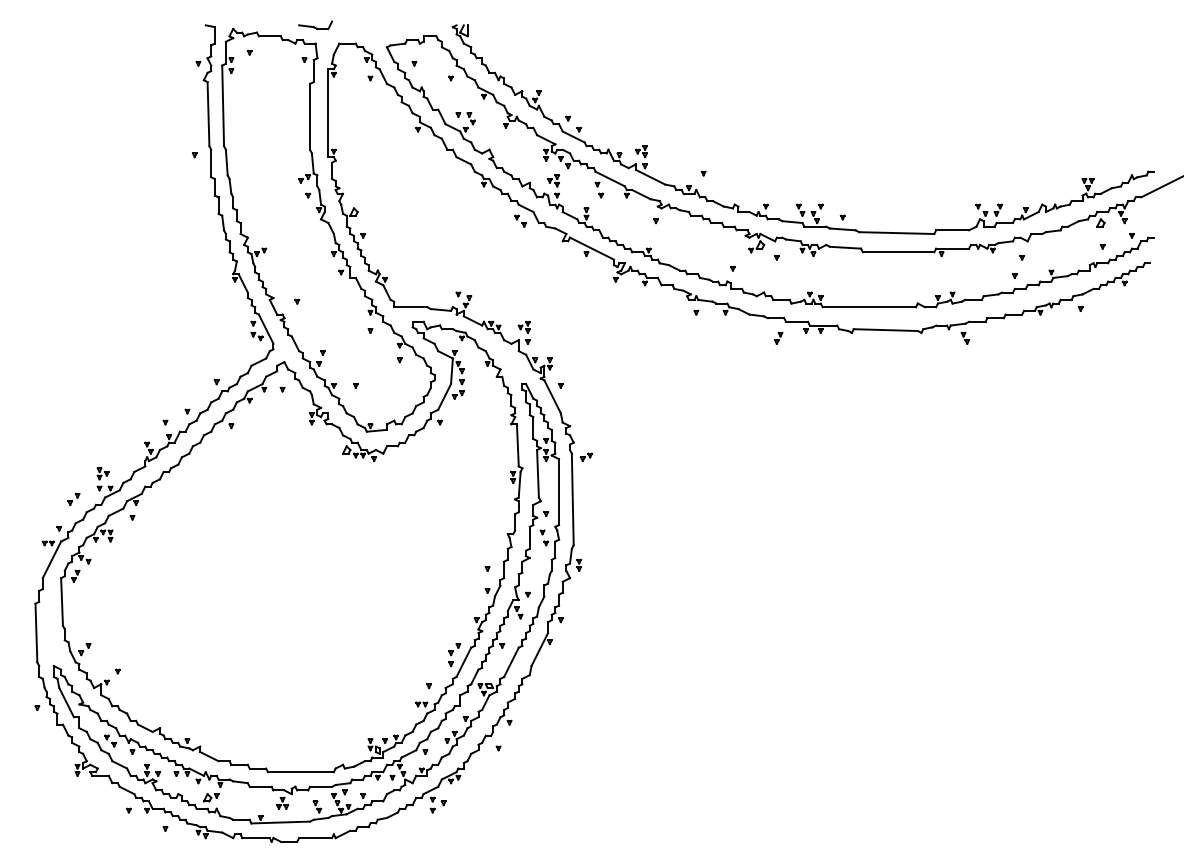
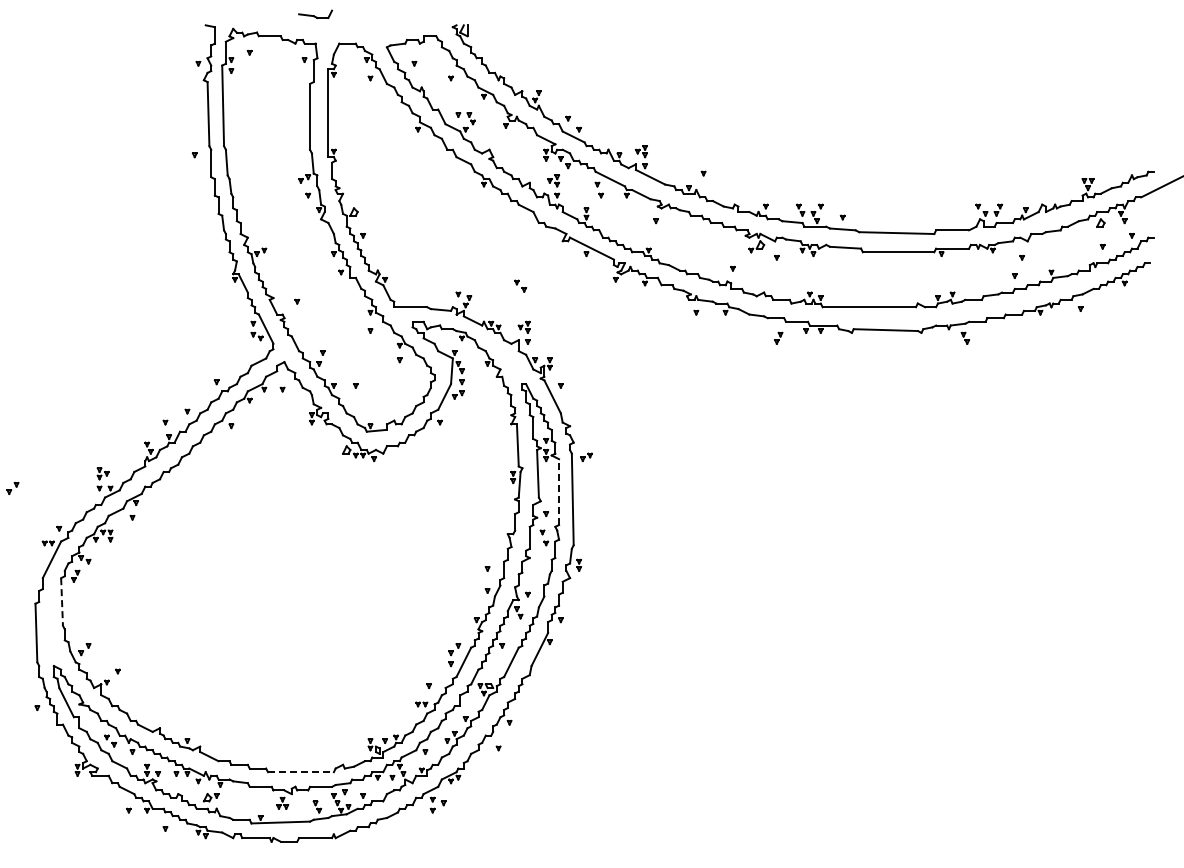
part position: (315, 24) -> (315, 13) (315, 13)
part position: (520, 220) -> (520, 285) (520, 285)
line: solid -> dashed (559, 492)
part position: (73, 498) -> (12, 487) (12, 487)
line: solid -> dashed (62, 601)
line: solid -> dashed (300, 772)
